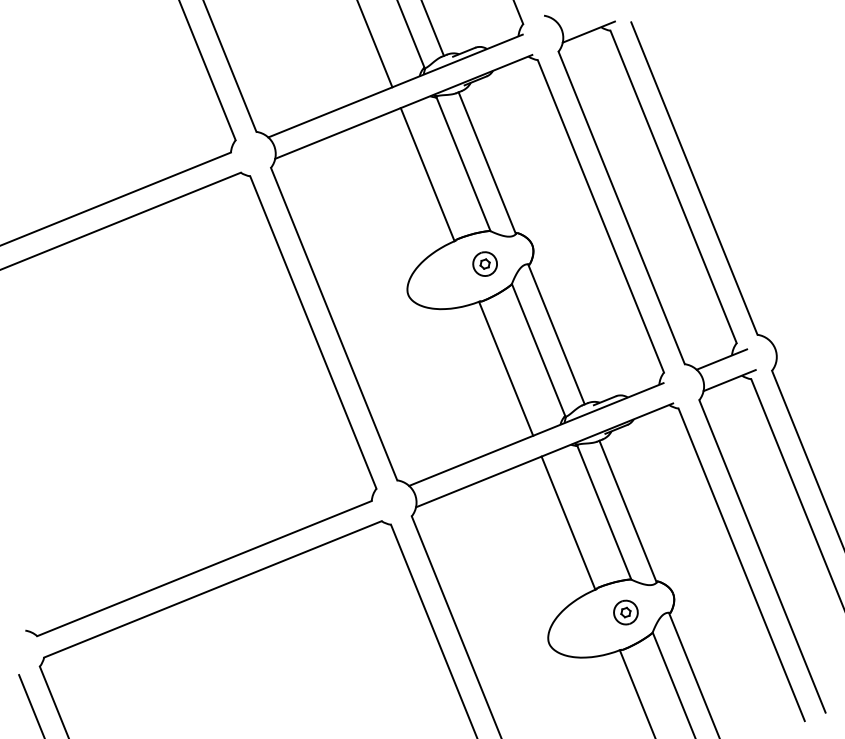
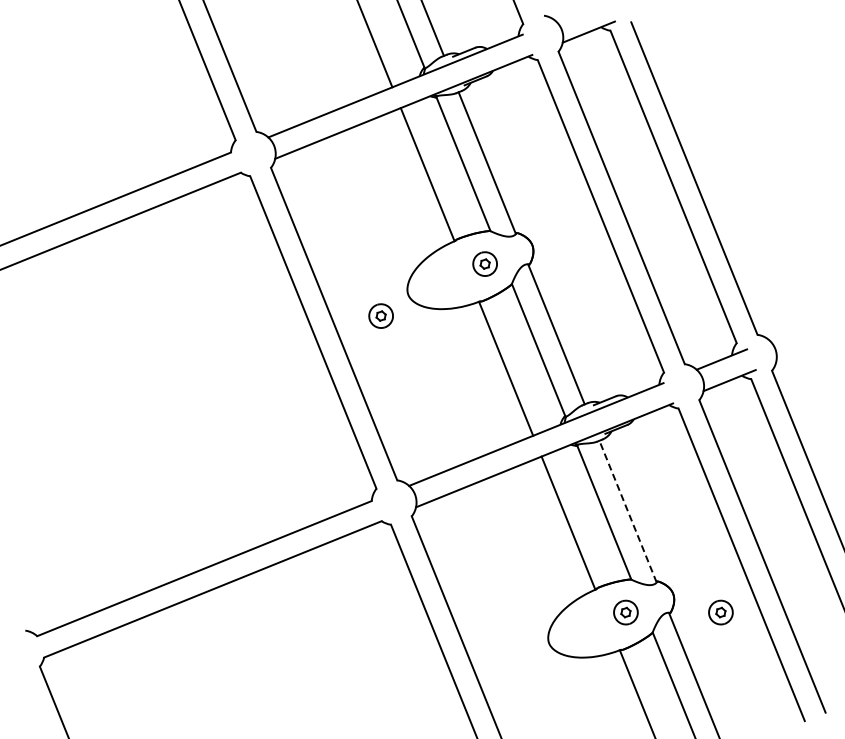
part: none -> present (380, 315)
line: solid -> dashed (627, 511)
part: none -> present (720, 612)
line: present -> none (31, 705)
